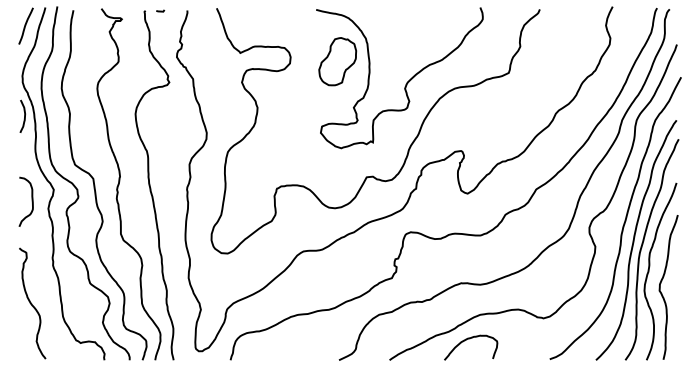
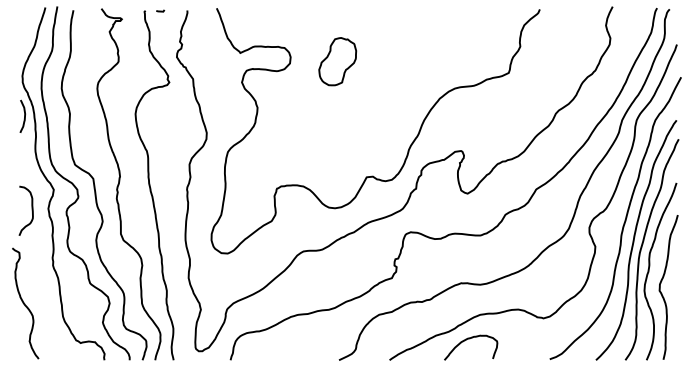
line: present -> none (25, 25)
curve: present -> none (406, 82)
curve position: (31, 201) -> (31, 210) (31, 210)
curve position: (32, 303) -> (25, 303) (25, 303)
